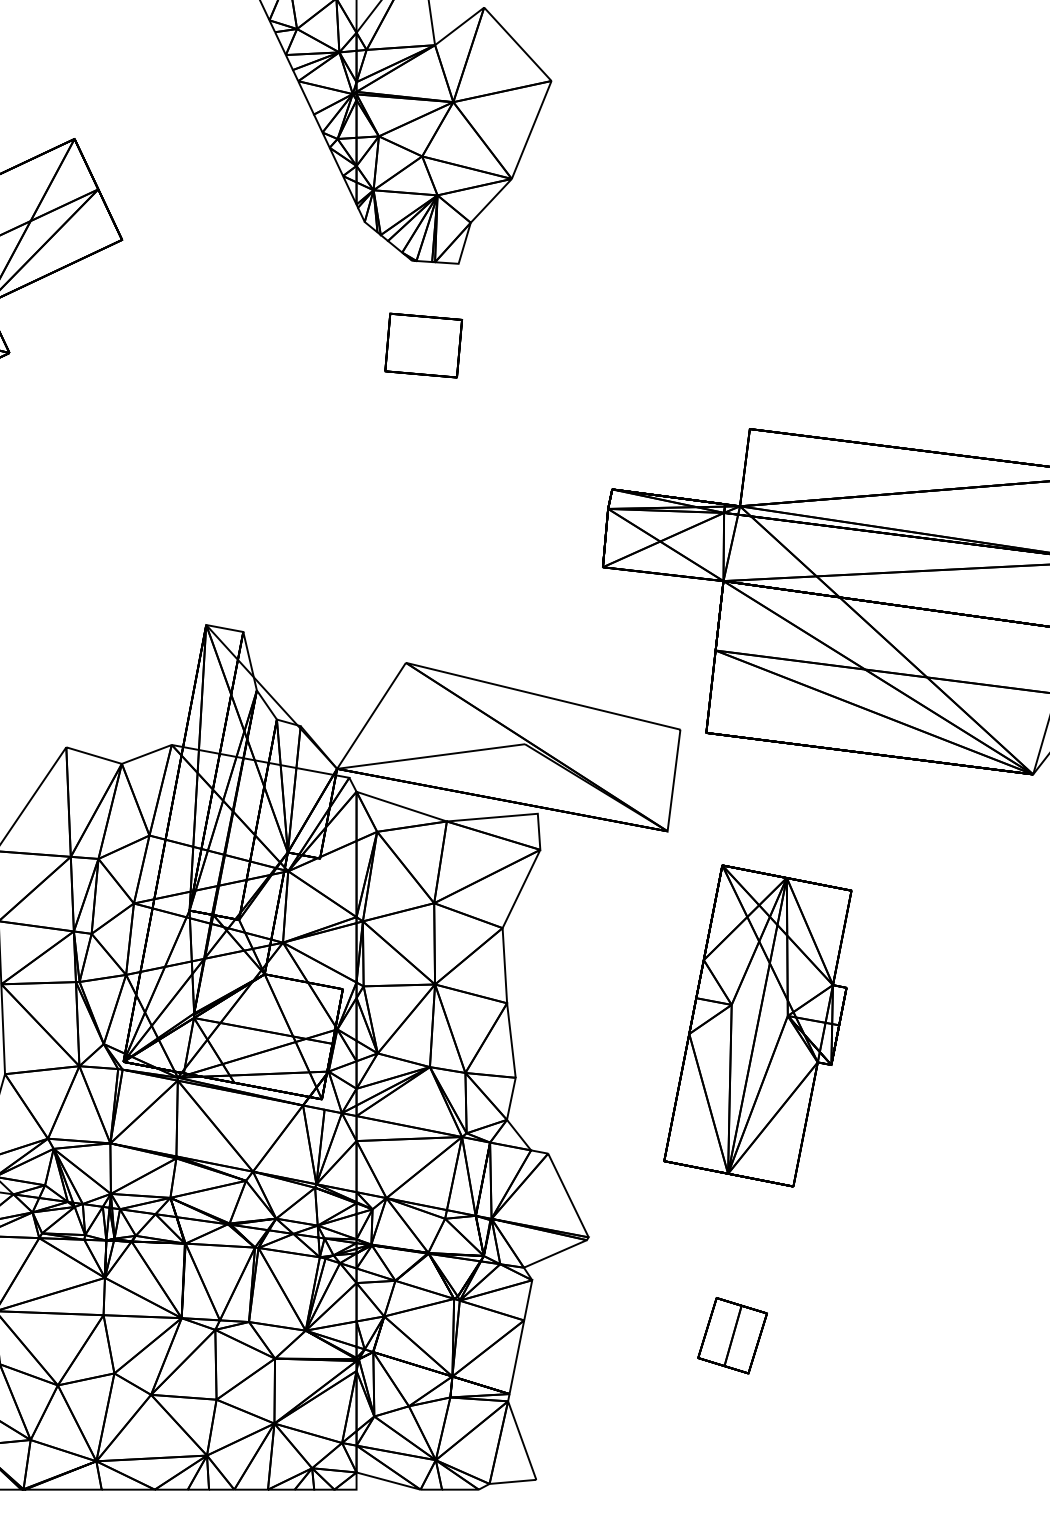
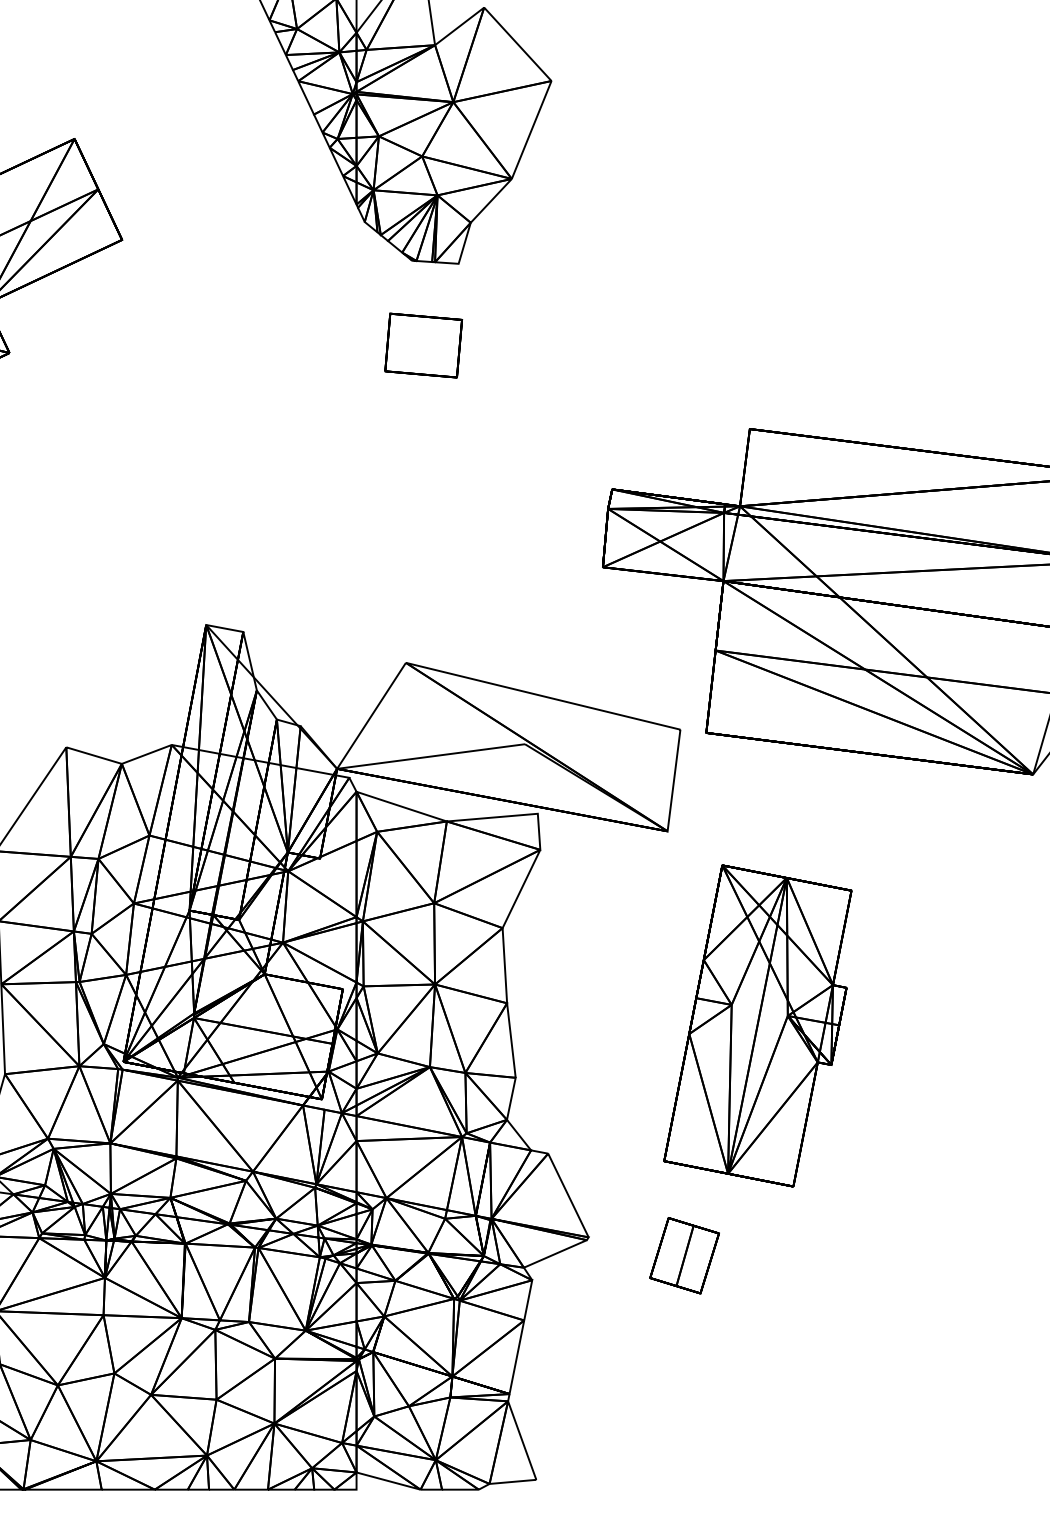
part position: (732, 1335) -> (684, 1255) (684, 1255)
